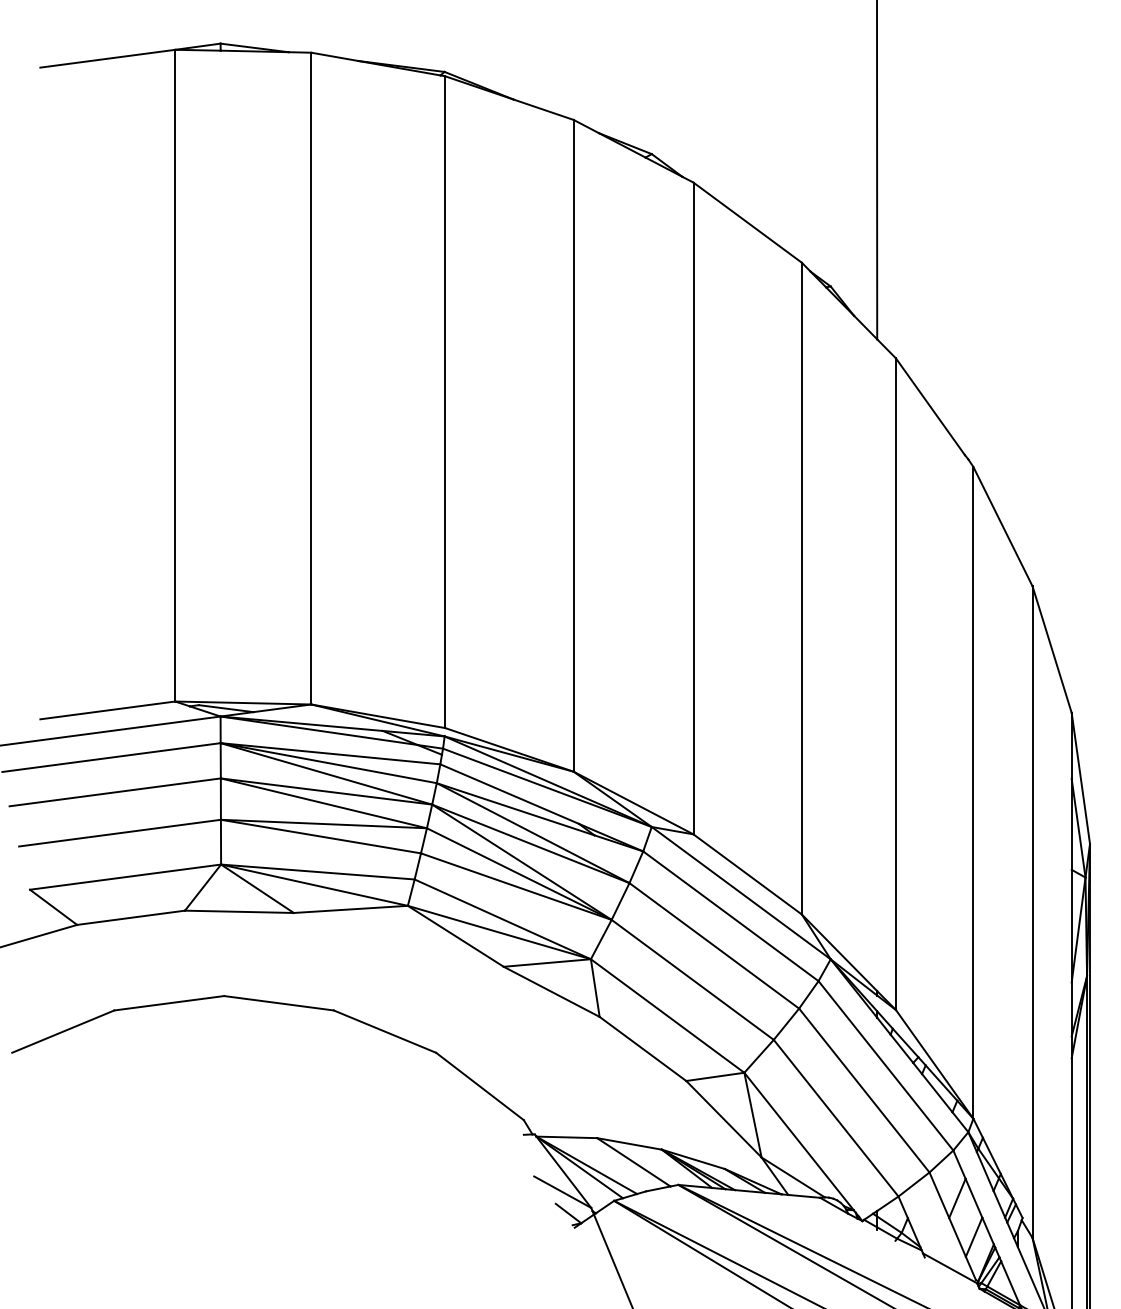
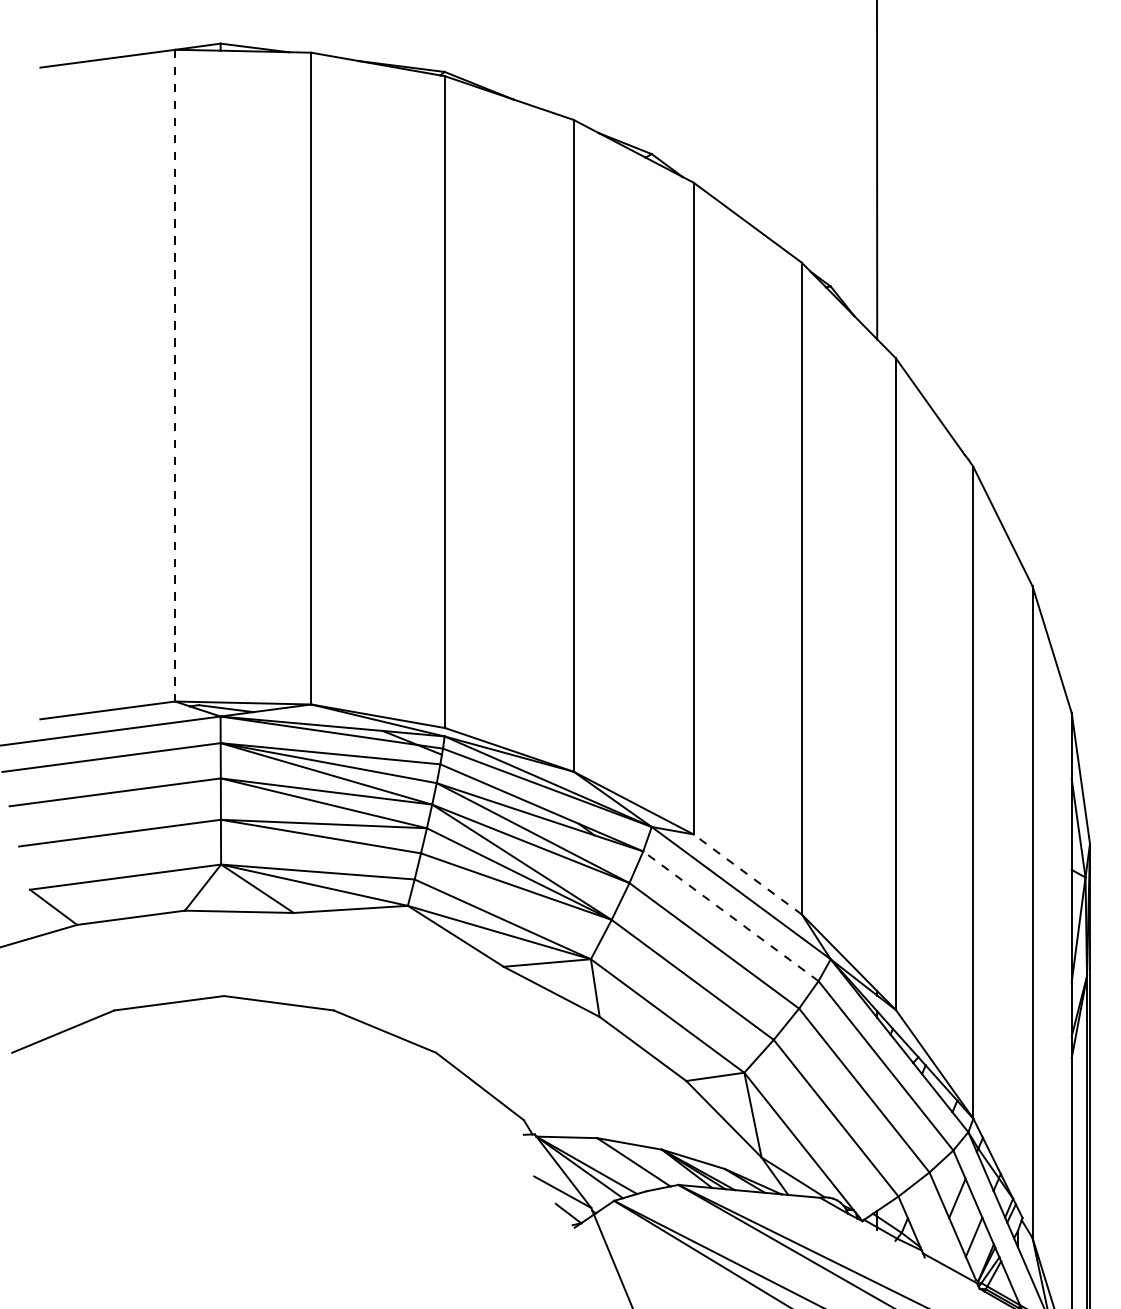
line: solid -> dashed (175, 375)
line: solid -> dashed (747, 874)
line: solid -> dashed (730, 915)
